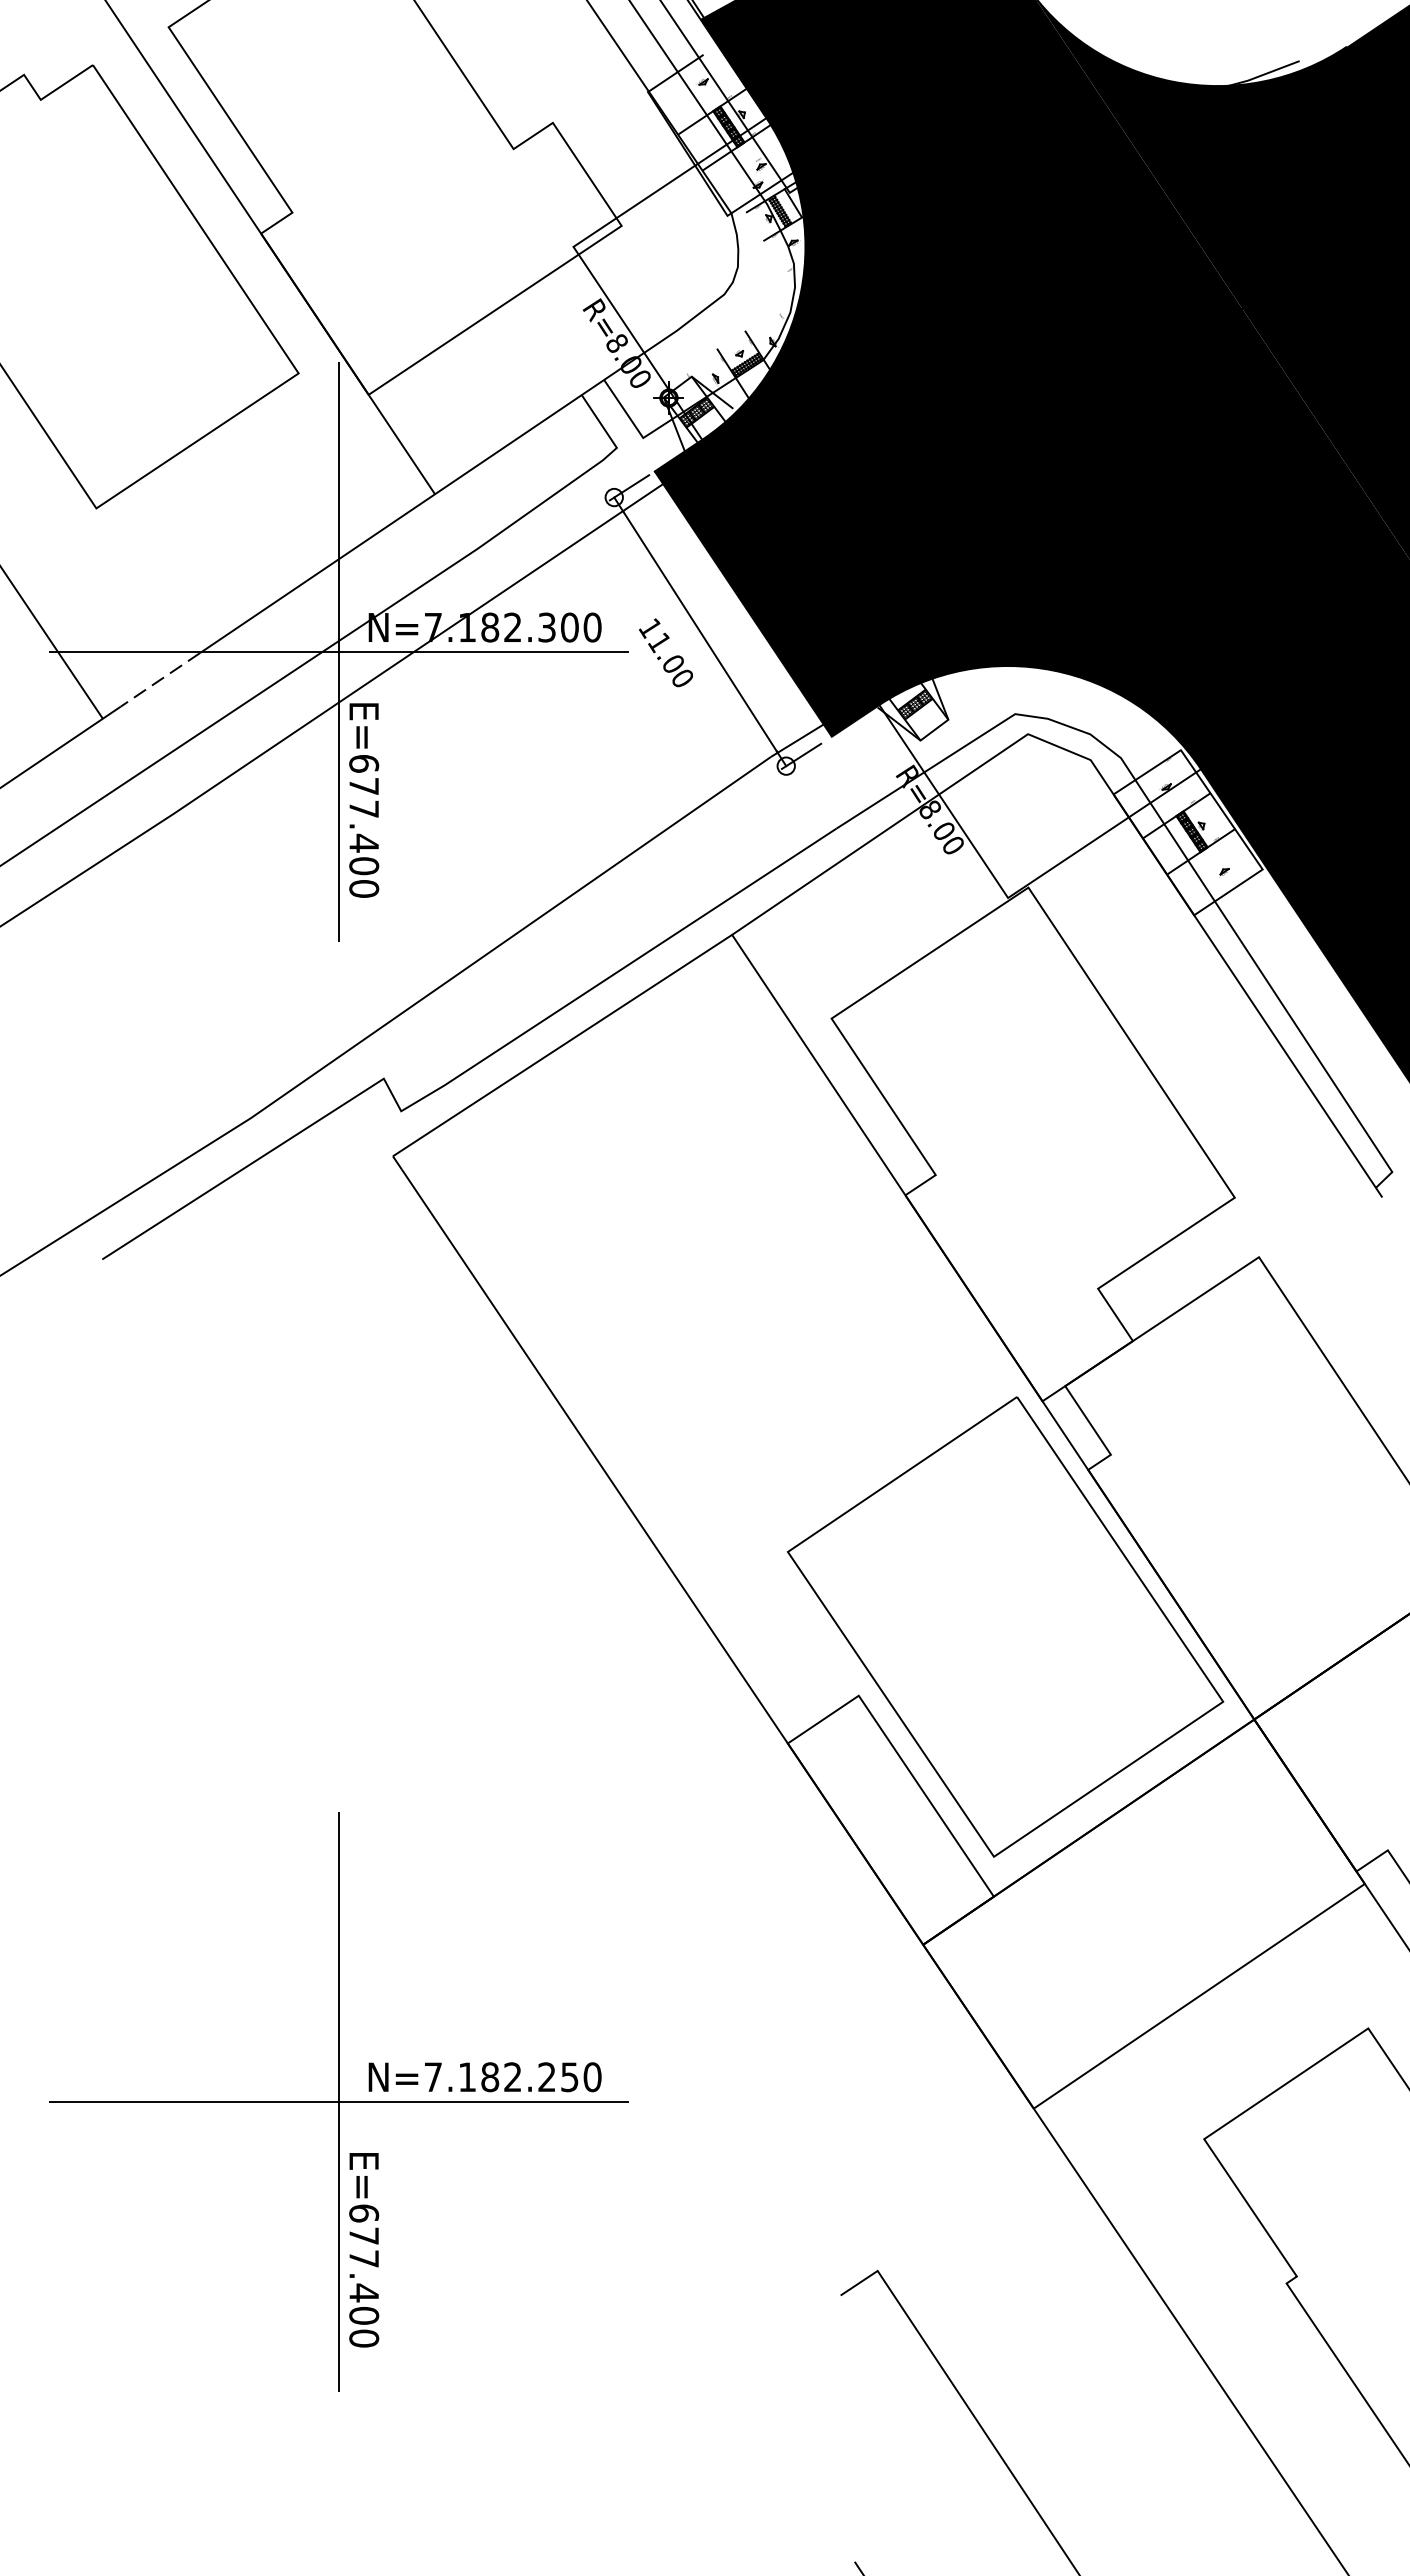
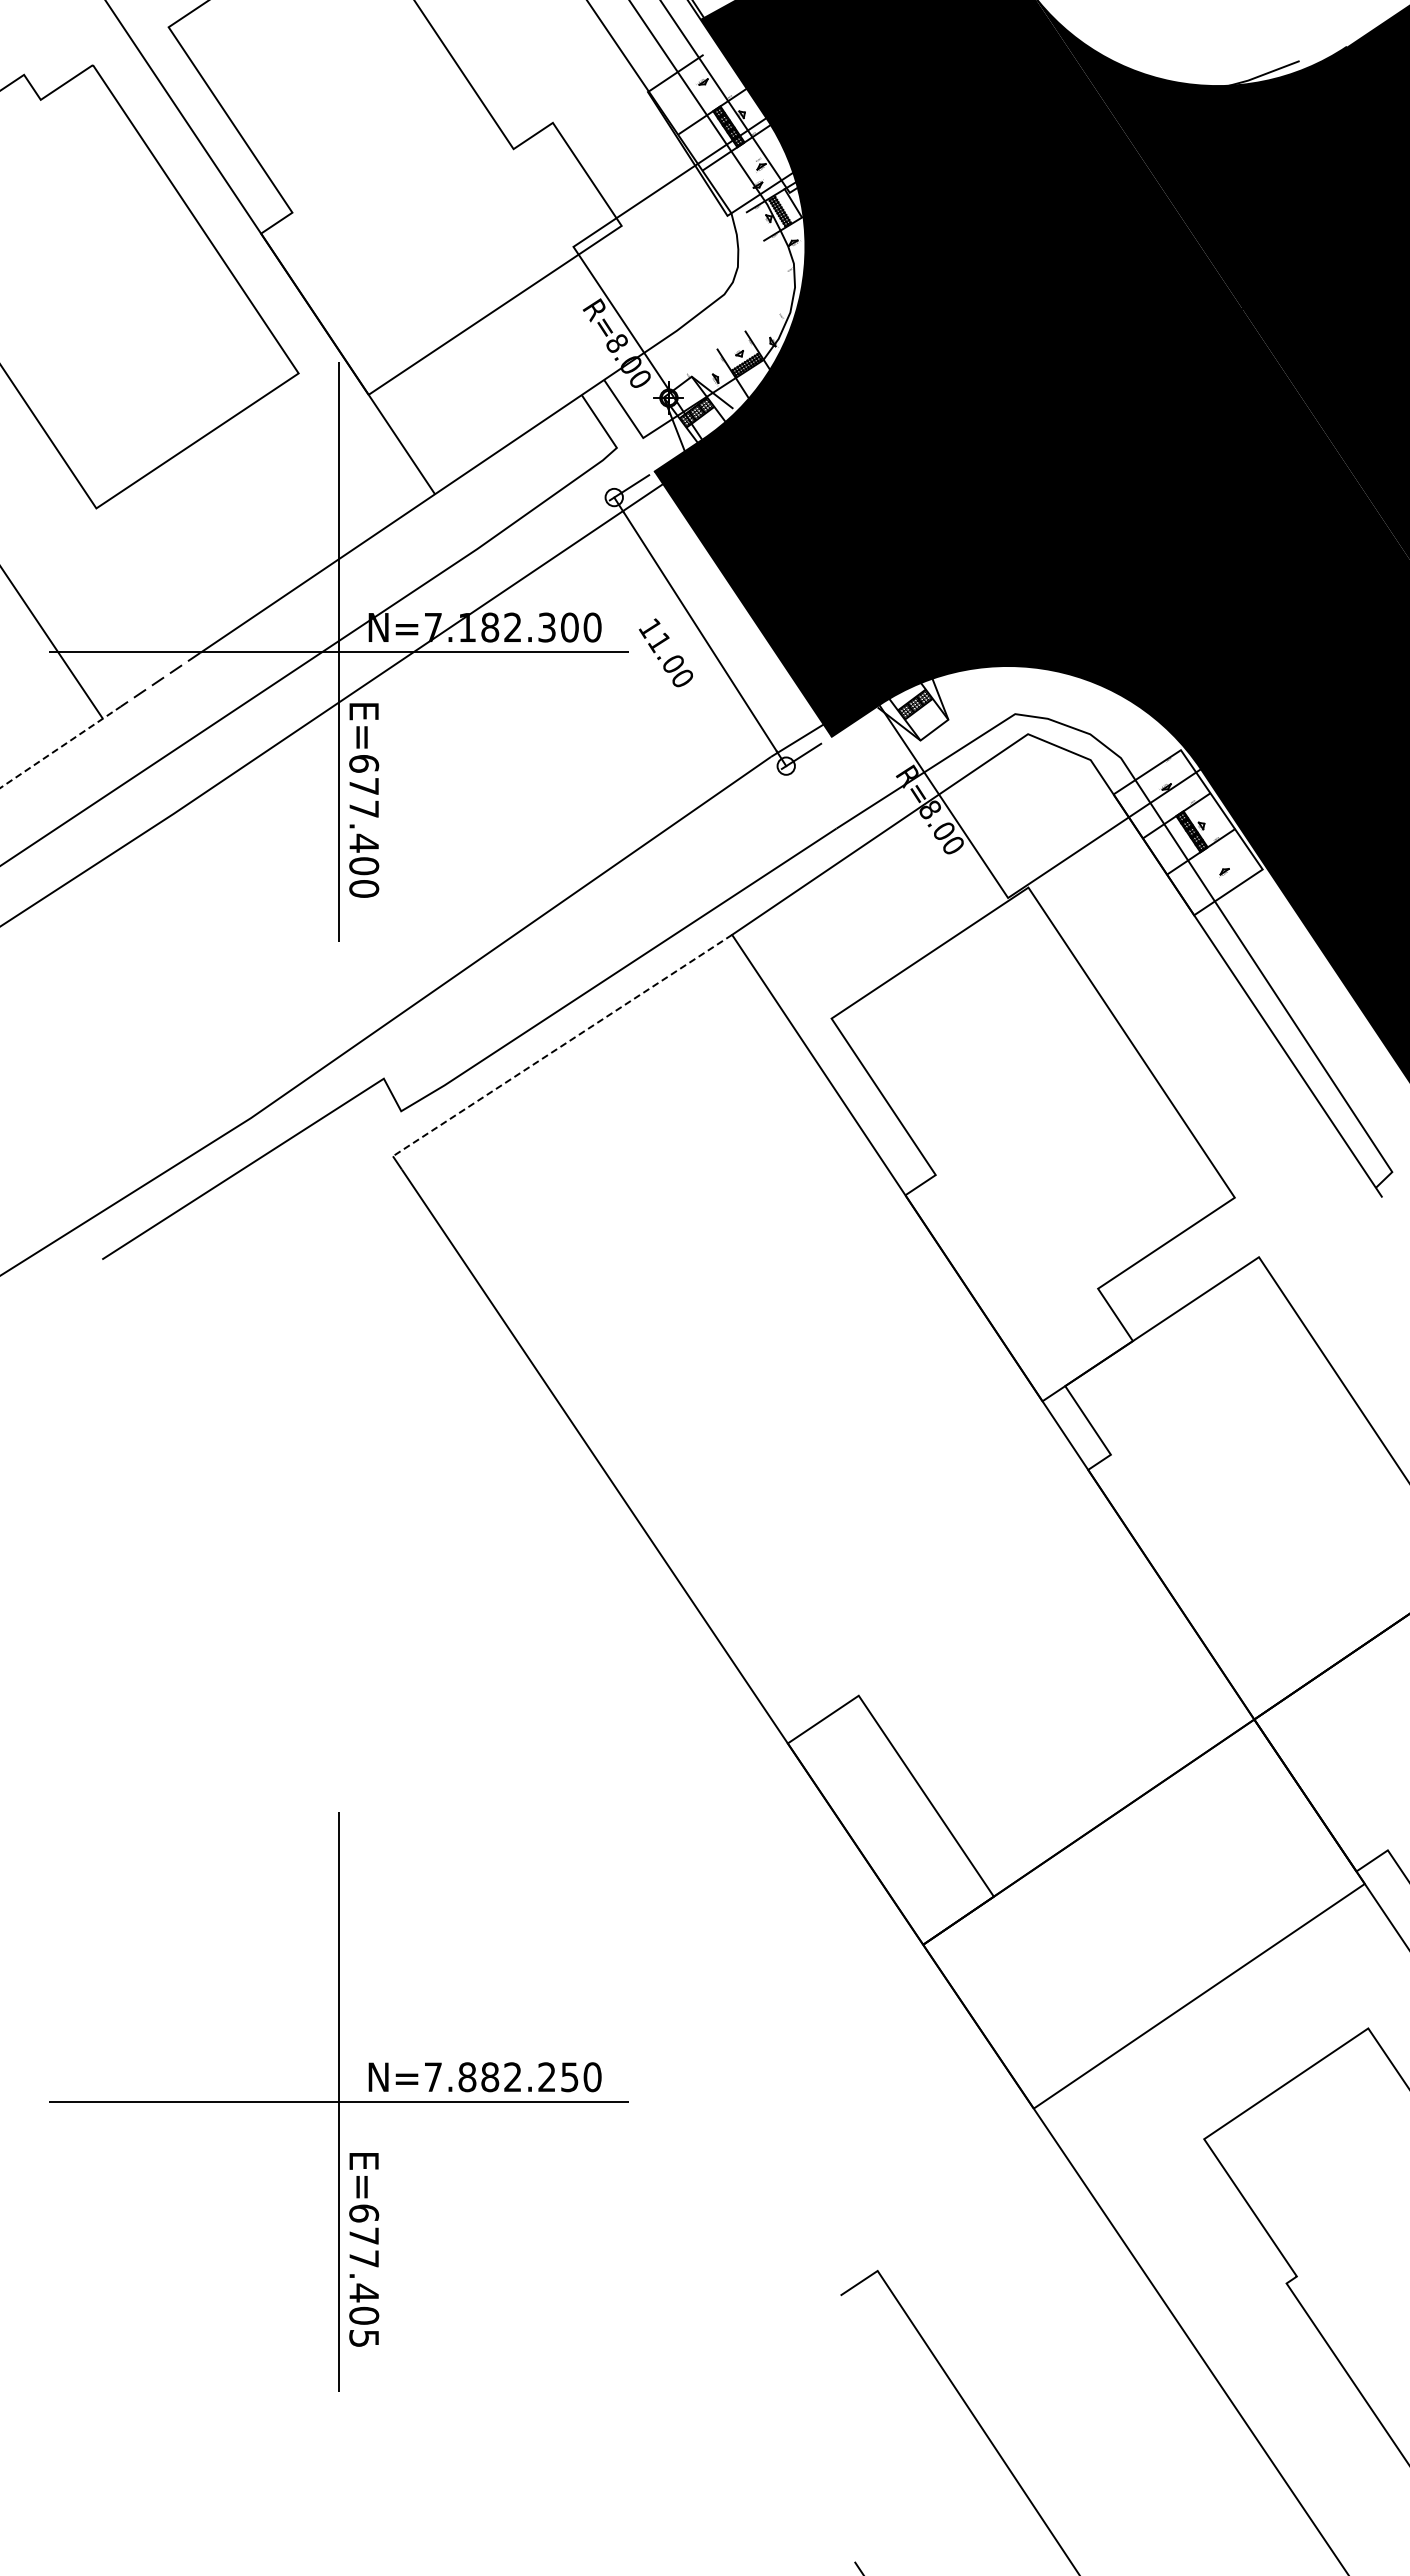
line: solid -> dashed (61, 746)
line: solid -> dashed (562, 1045)
part: present -> none (1005, 1626)
text: N=7.182.250 -> N=7.882.250 (467, 2077)
text: E=677.400 -> E=677.405 (364, 2338)
